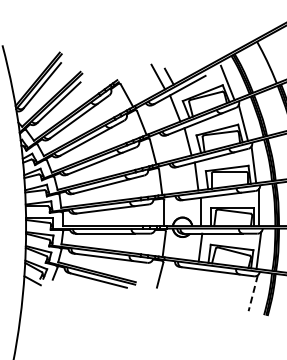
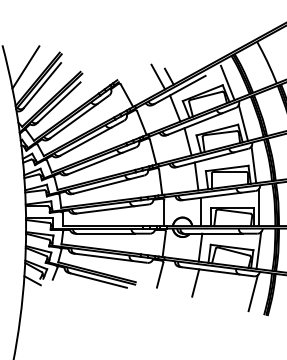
line: none -> present (25, 67)
line: none -> present (195, 282)
line: dashed -> solid (253, 293)
